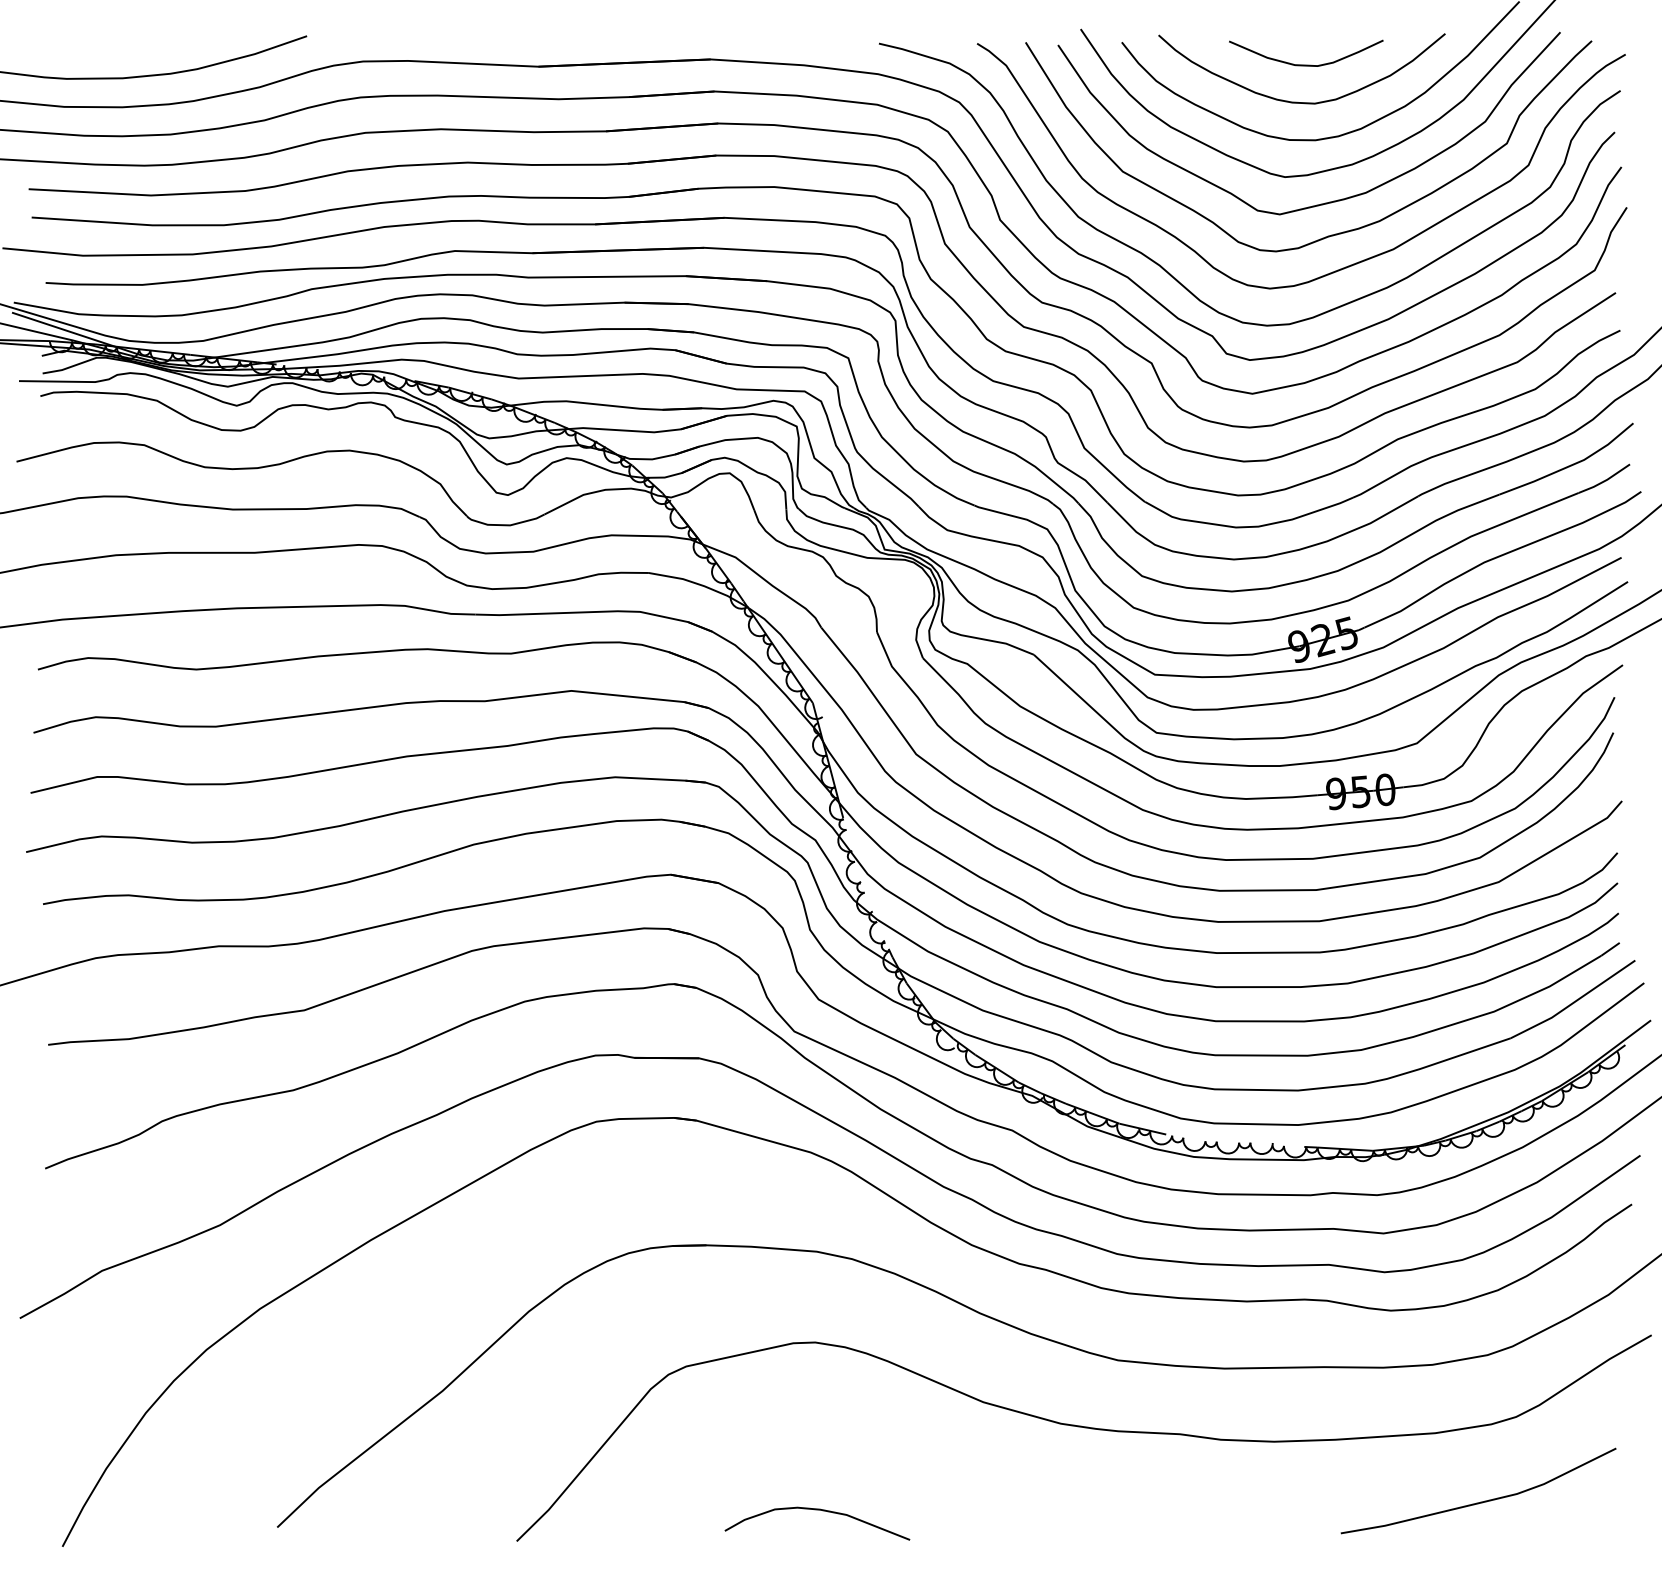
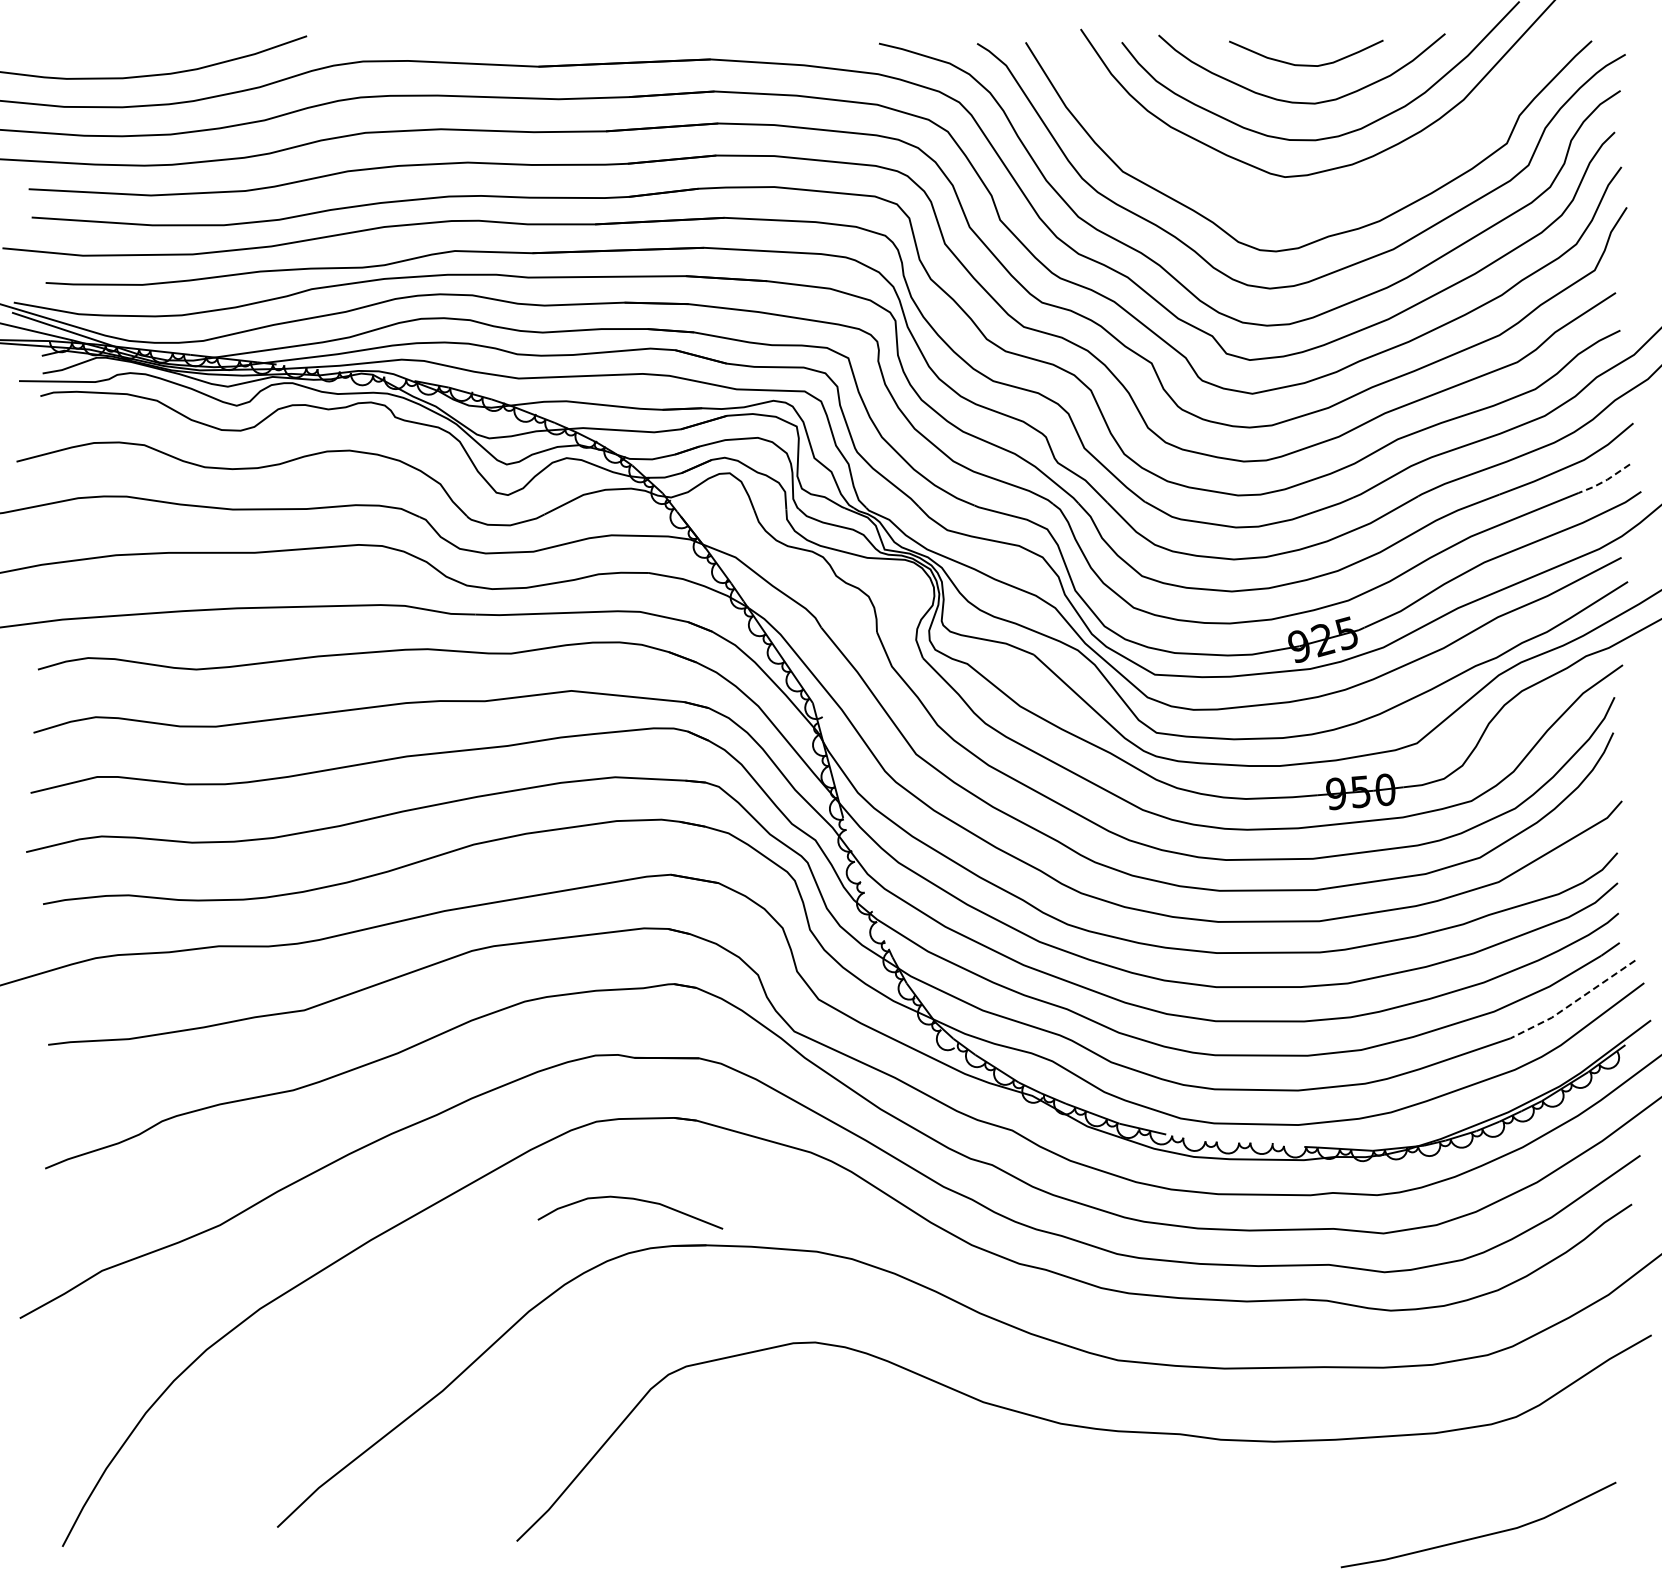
curve: present -> none (1329, 201)
line: solid -> dashed (1604, 481)
line: solid -> dashed (1573, 1002)
line position: (1480, 1501) -> (1480, 1535) (1480, 1535)
curve position: (817, 1510) -> (630, 1199) (630, 1199)
